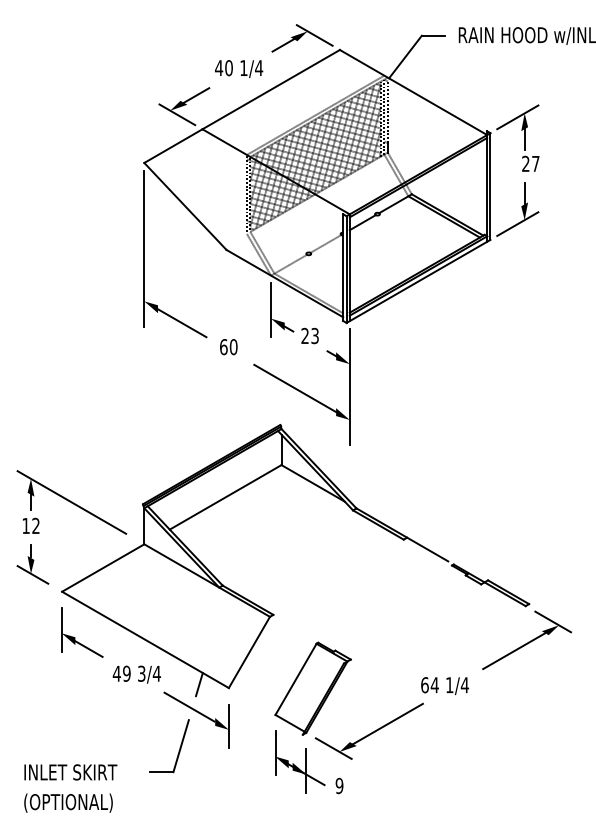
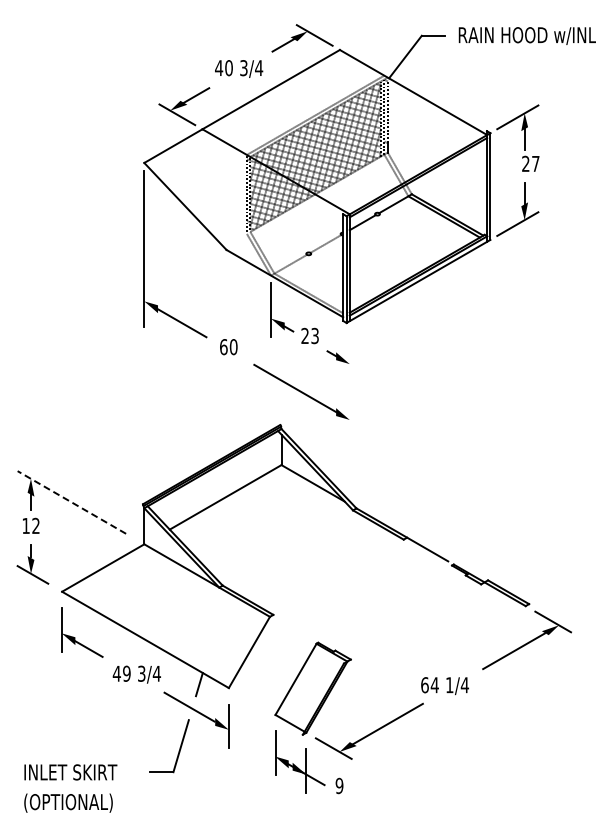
text: 1/4 -> 3/4 (243, 68)
line: present -> none (349, 386)
line: solid -> dashed (71, 502)
